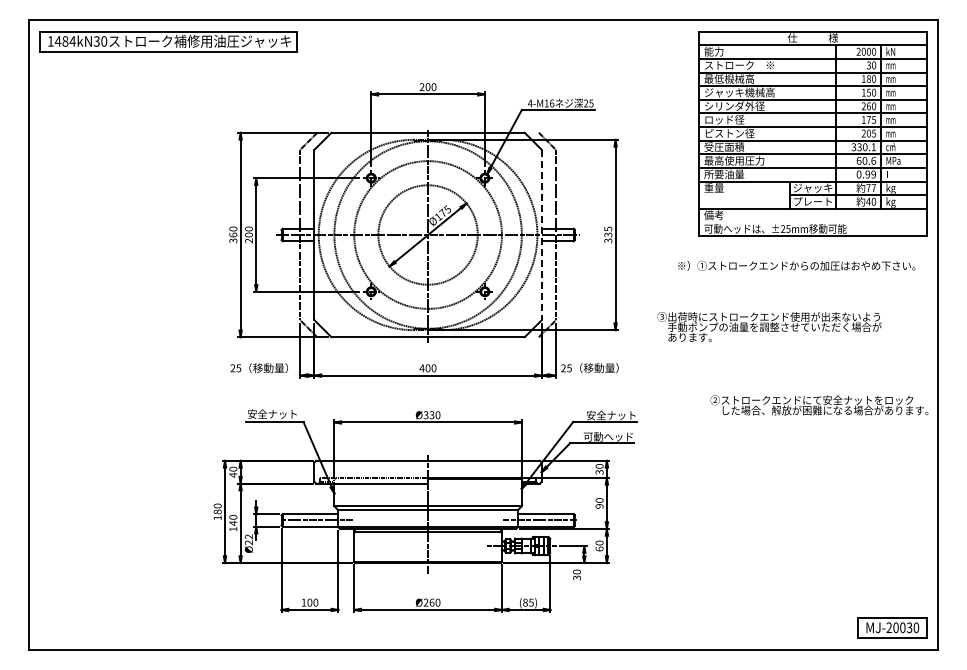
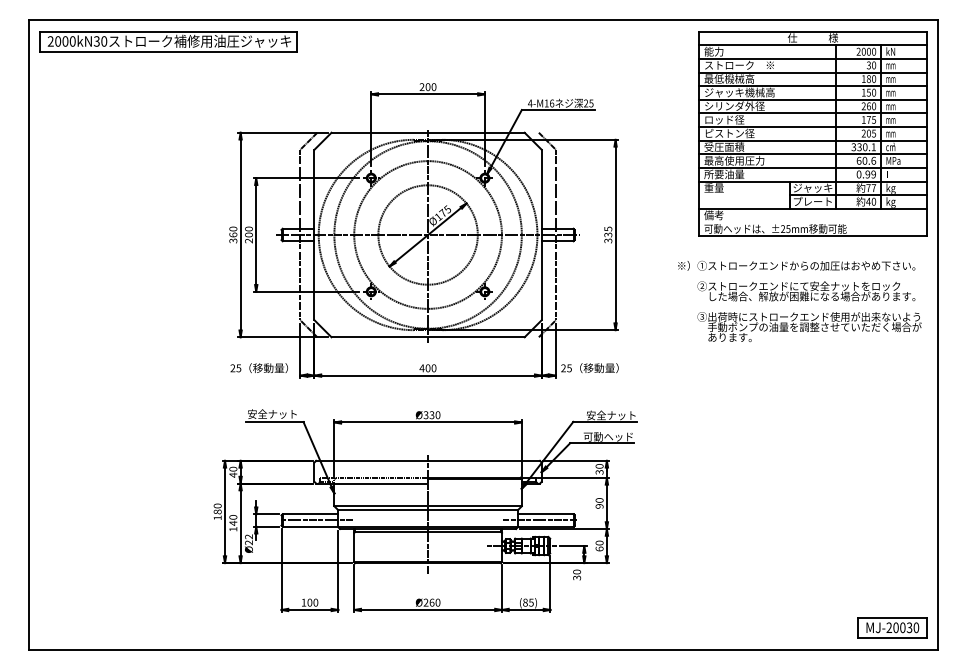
text: 1484kN30 -> 2000kN30 (61, 41)
line: dashed -> solid (541, 235)
text position: (769, 326) -> (809, 326) (809, 326)
text position: (819, 405) -> (806, 291) (806, 291)
